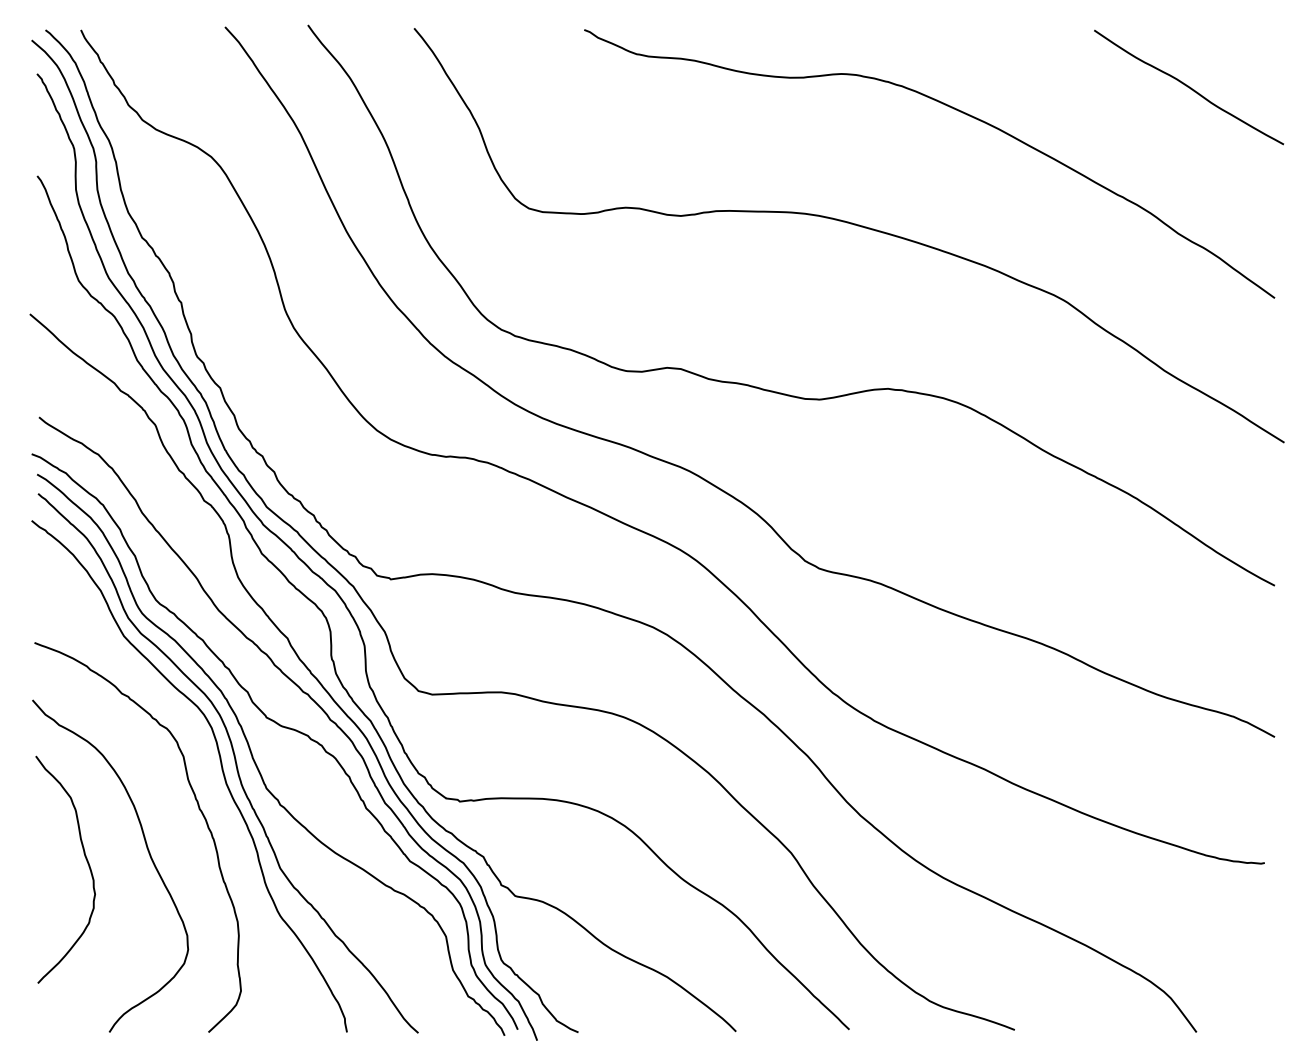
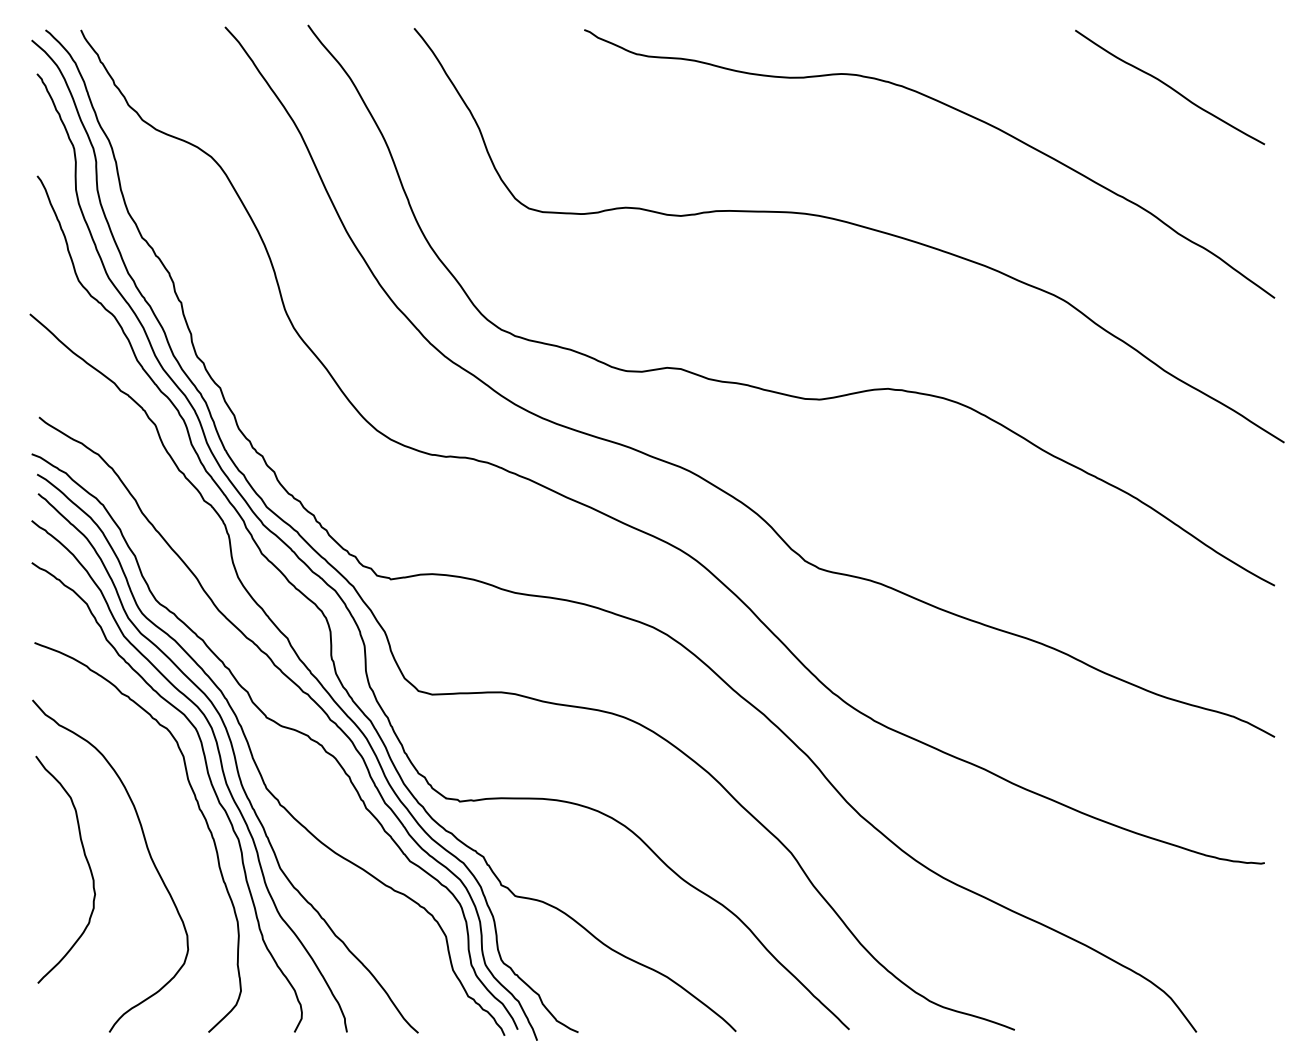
curve position: (1189, 87) -> (1170, 87) (1170, 87)
curve: none -> present (209, 781)
